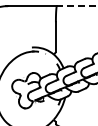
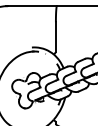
line: dashed -> solid (76, 6)
